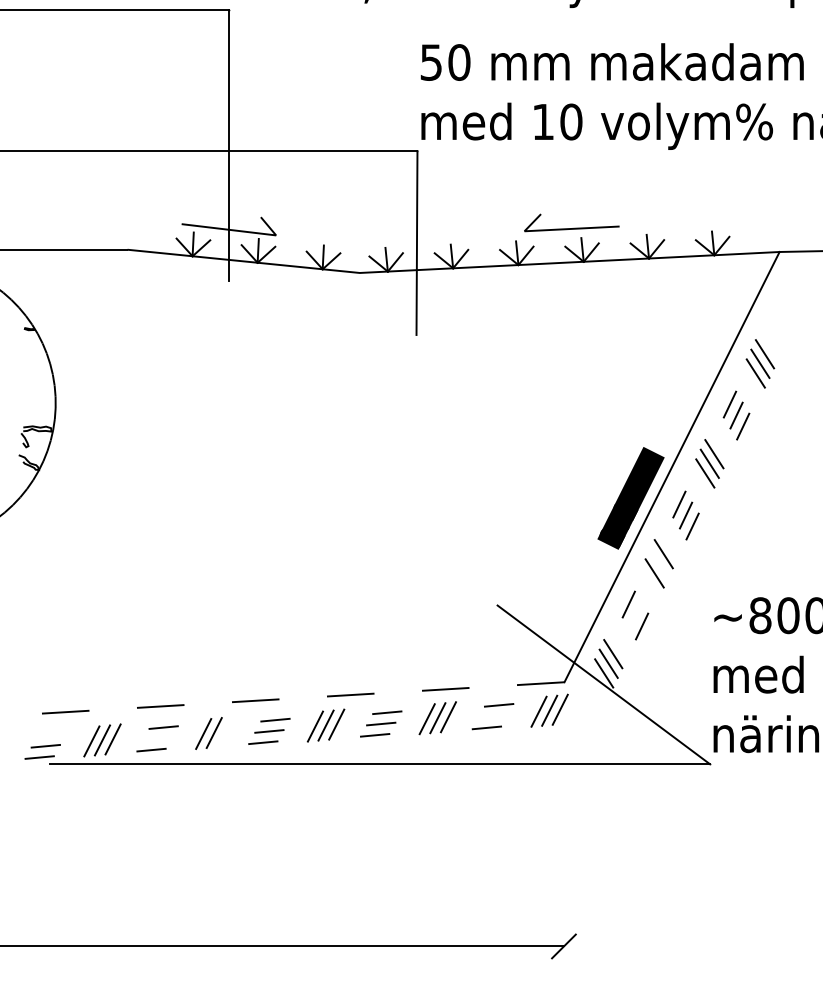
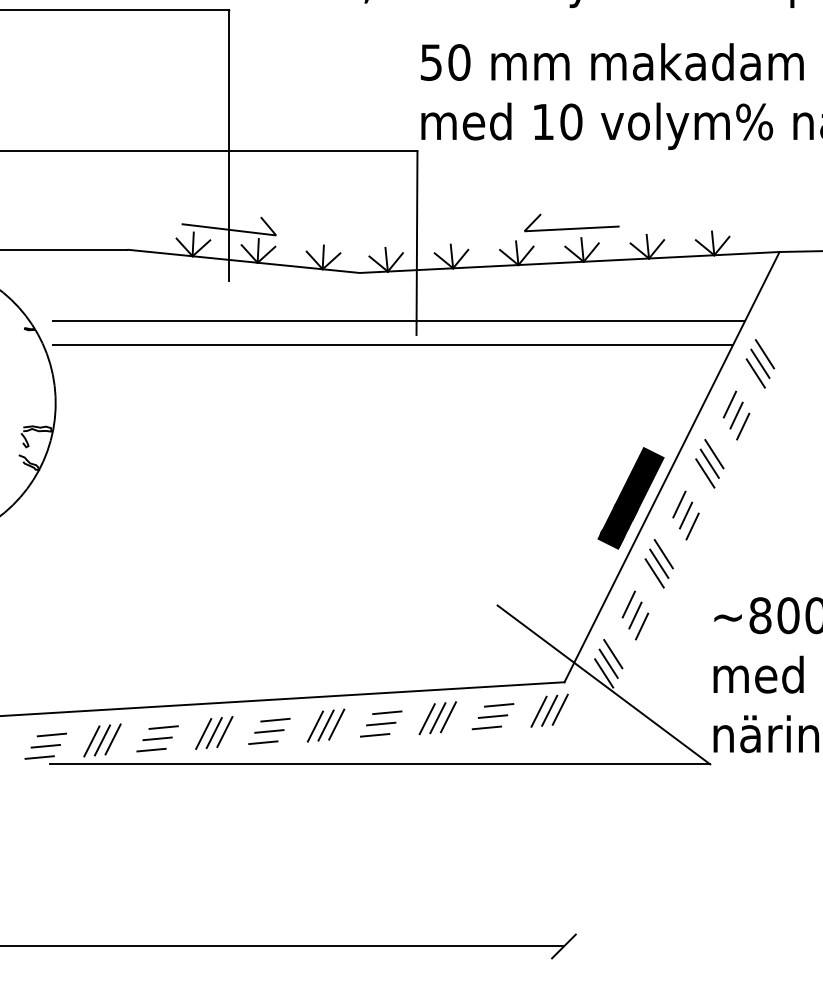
line: none -> present (398, 321)
line: none -> present (392, 344)
line: none -> present (659, 563)
line: none -> present (635, 615)
line: dashed -> solid (282, 699)
line: none -> present (492, 716)
line: none -> present (224, 732)
line: none -> present (51, 734)
line: none -> present (157, 738)
